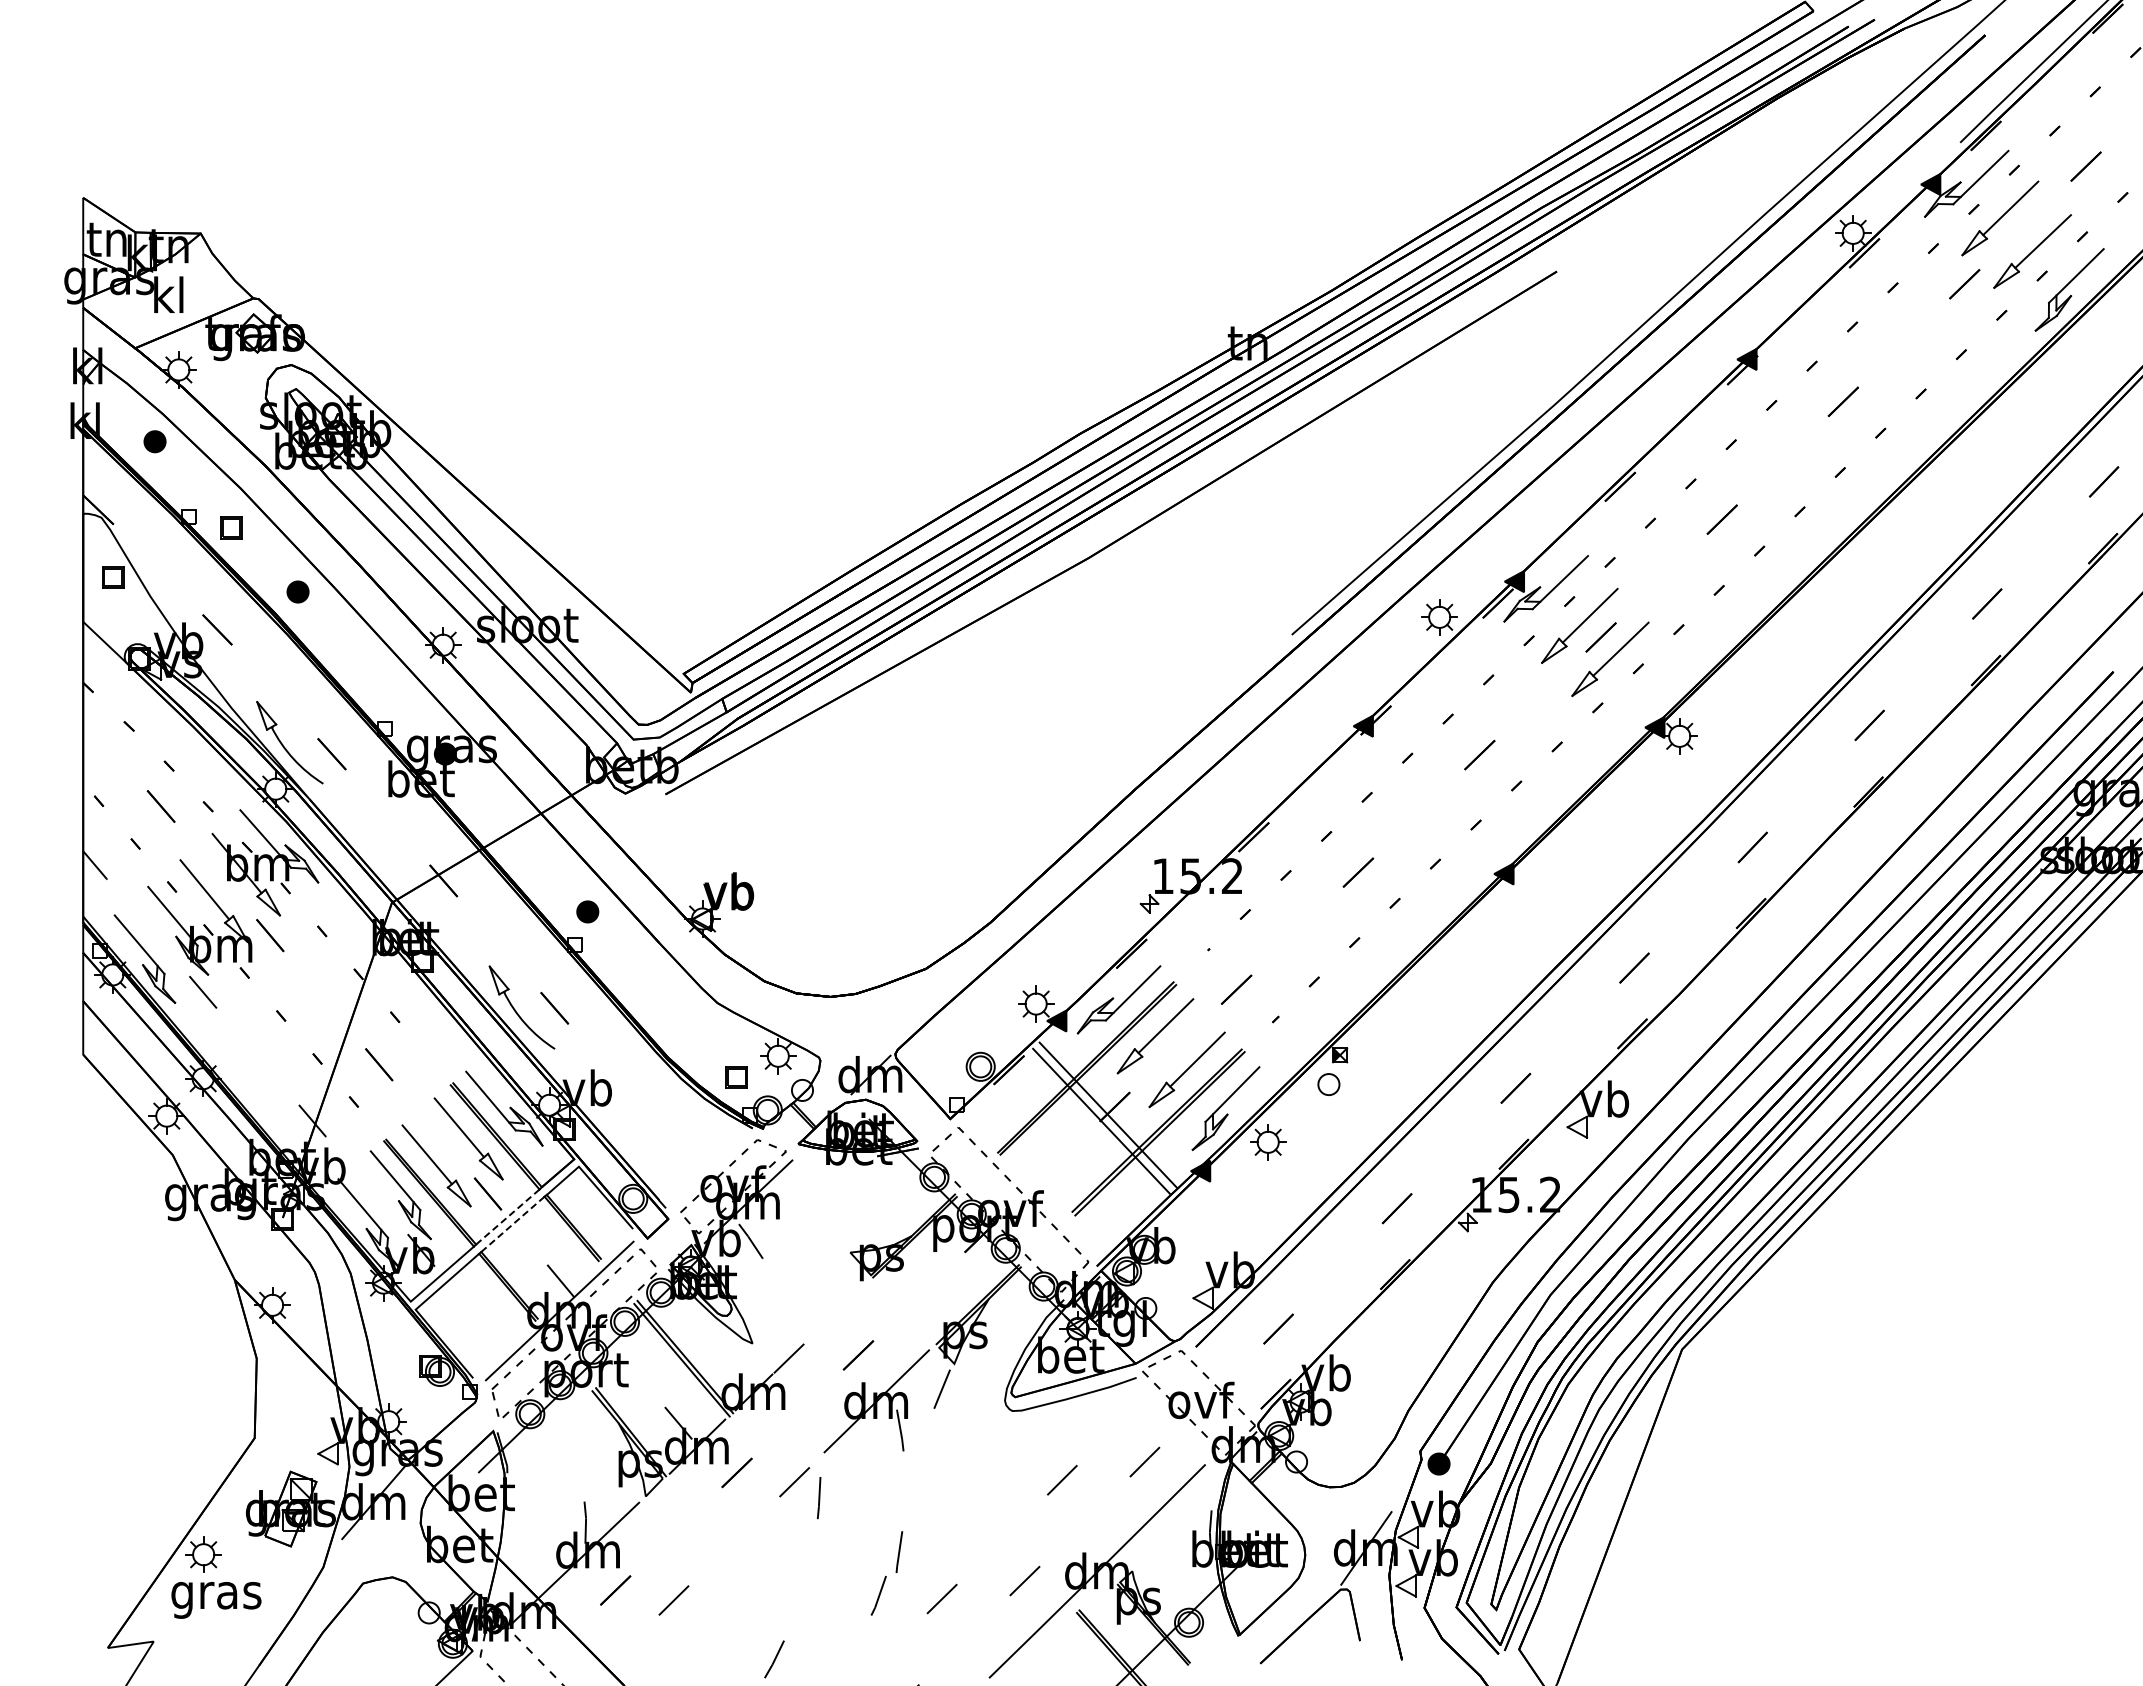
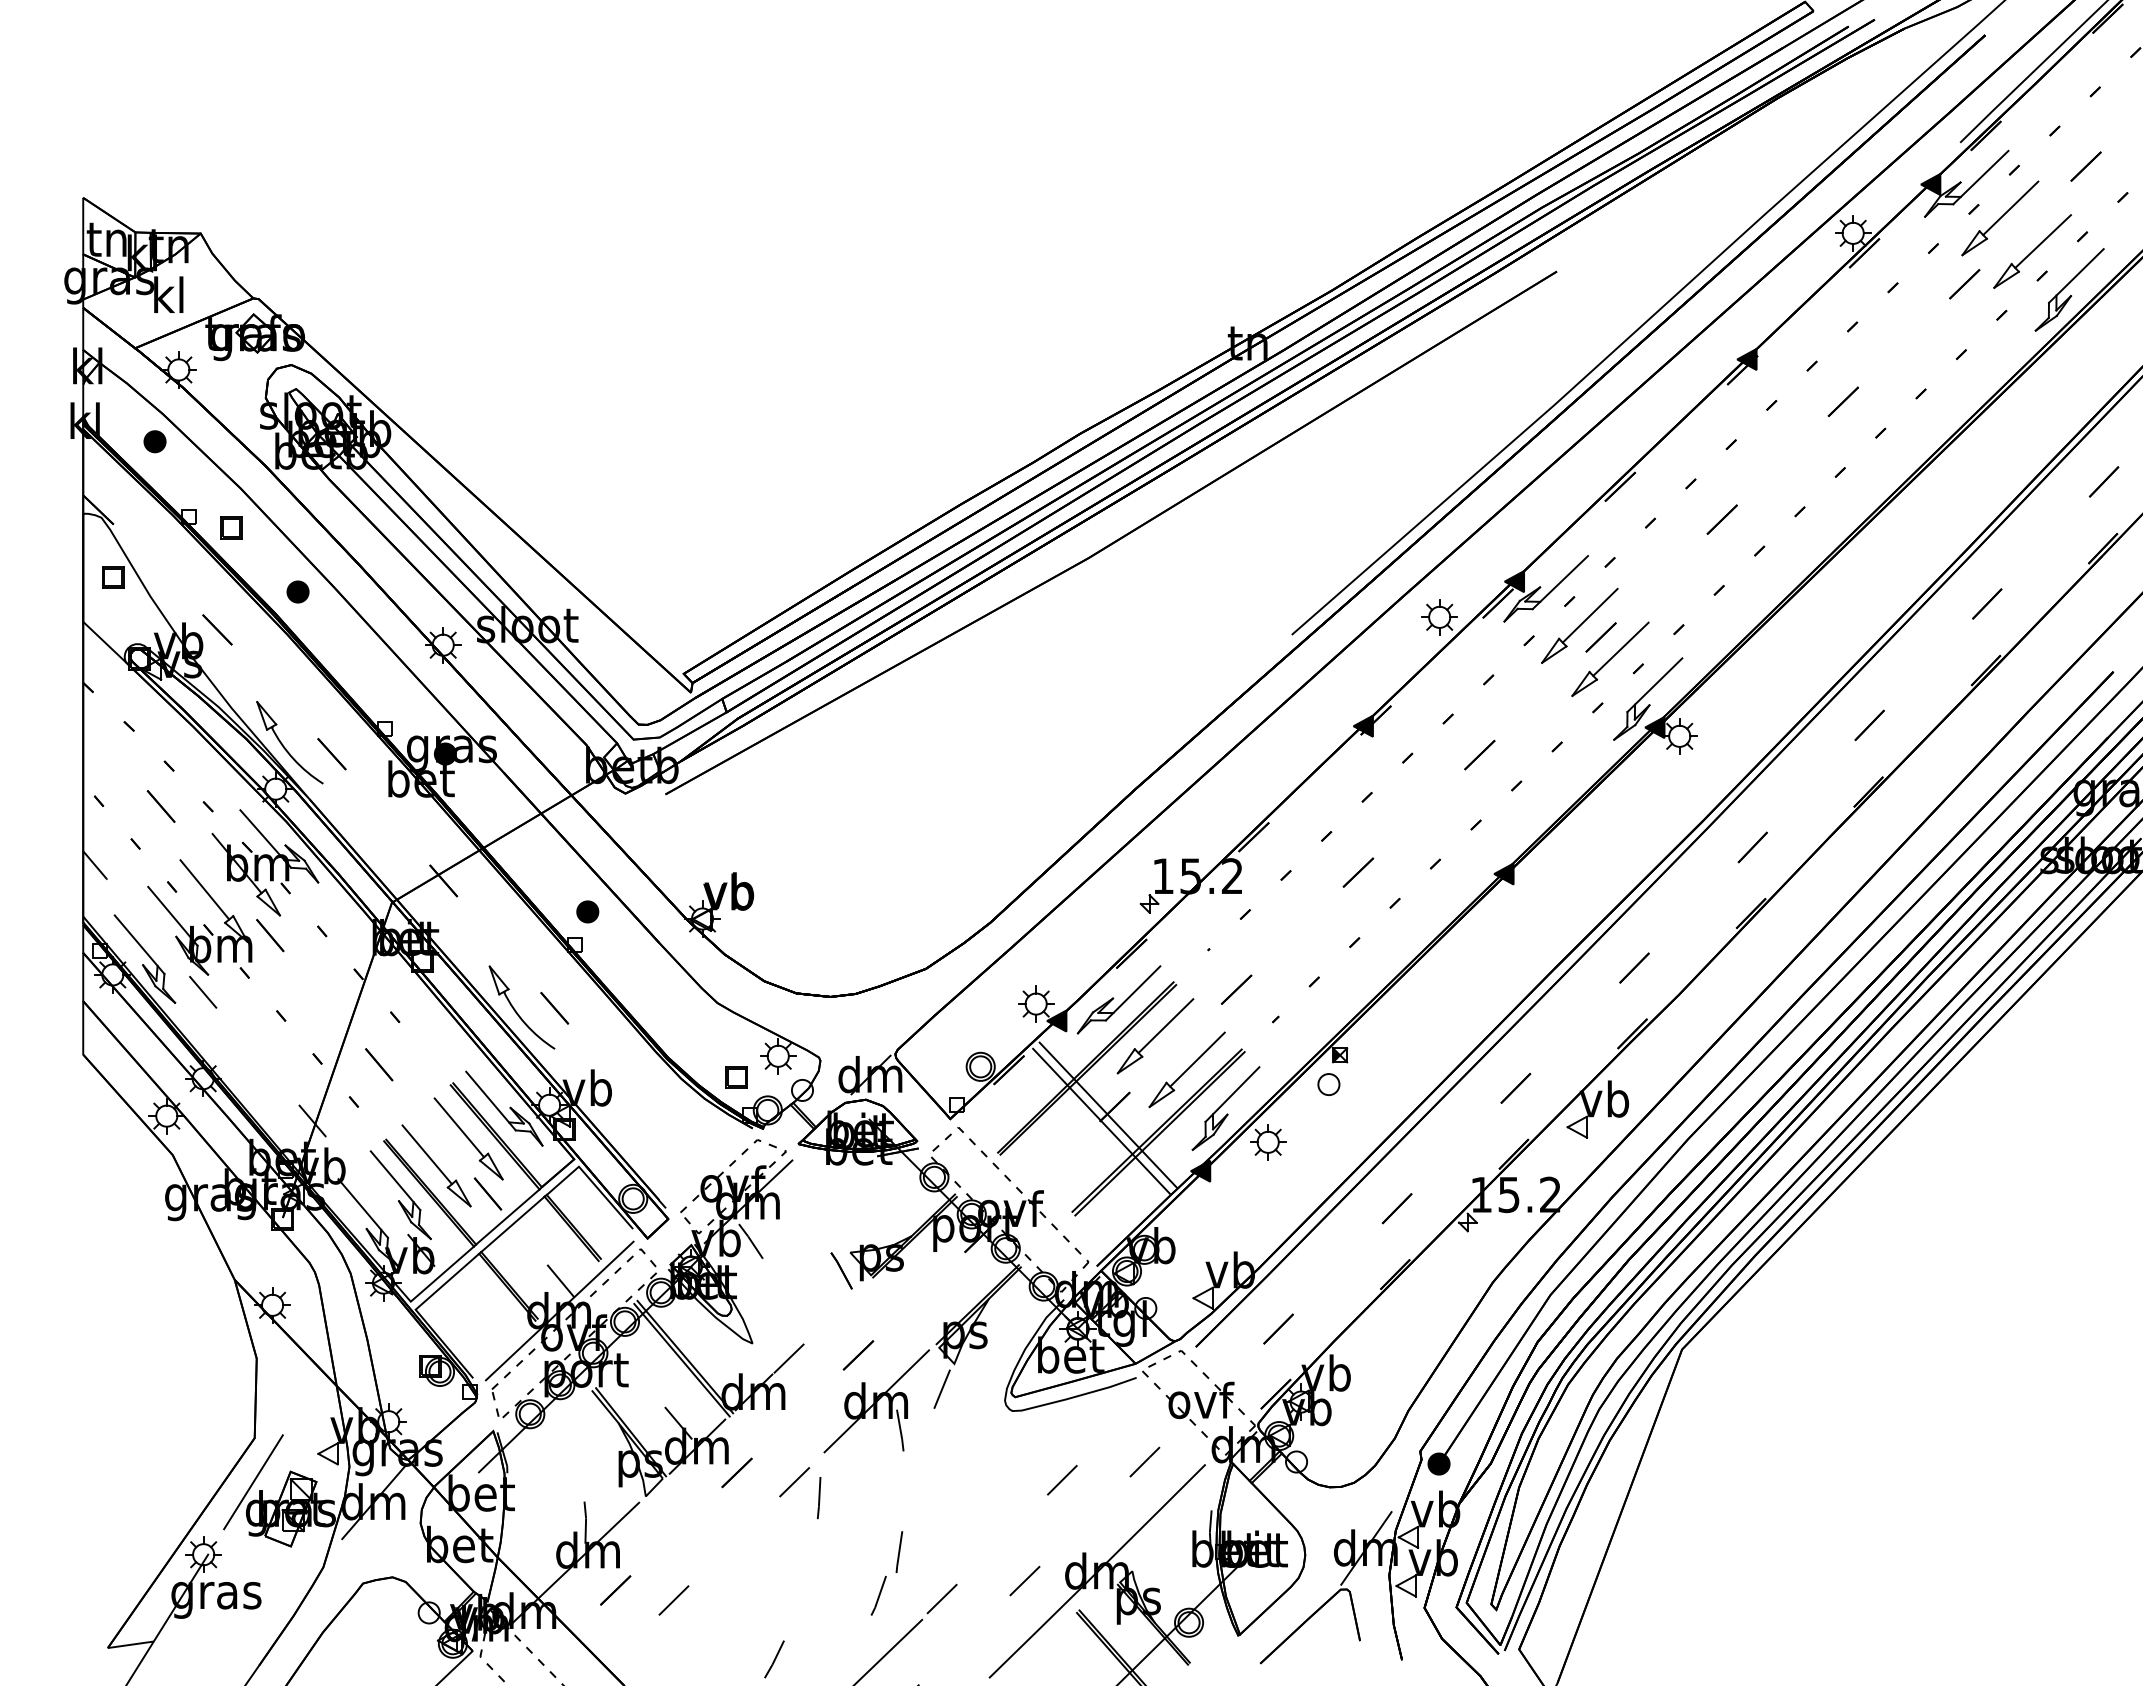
part: none -> present (1648, 698)
line: dashed -> solid (507, 1217)
line: dashed -> solid (513, 1224)
line: none -> present (841, 1270)
line: none -> present (218, 1537)
line: none -> present (889, 1650)
